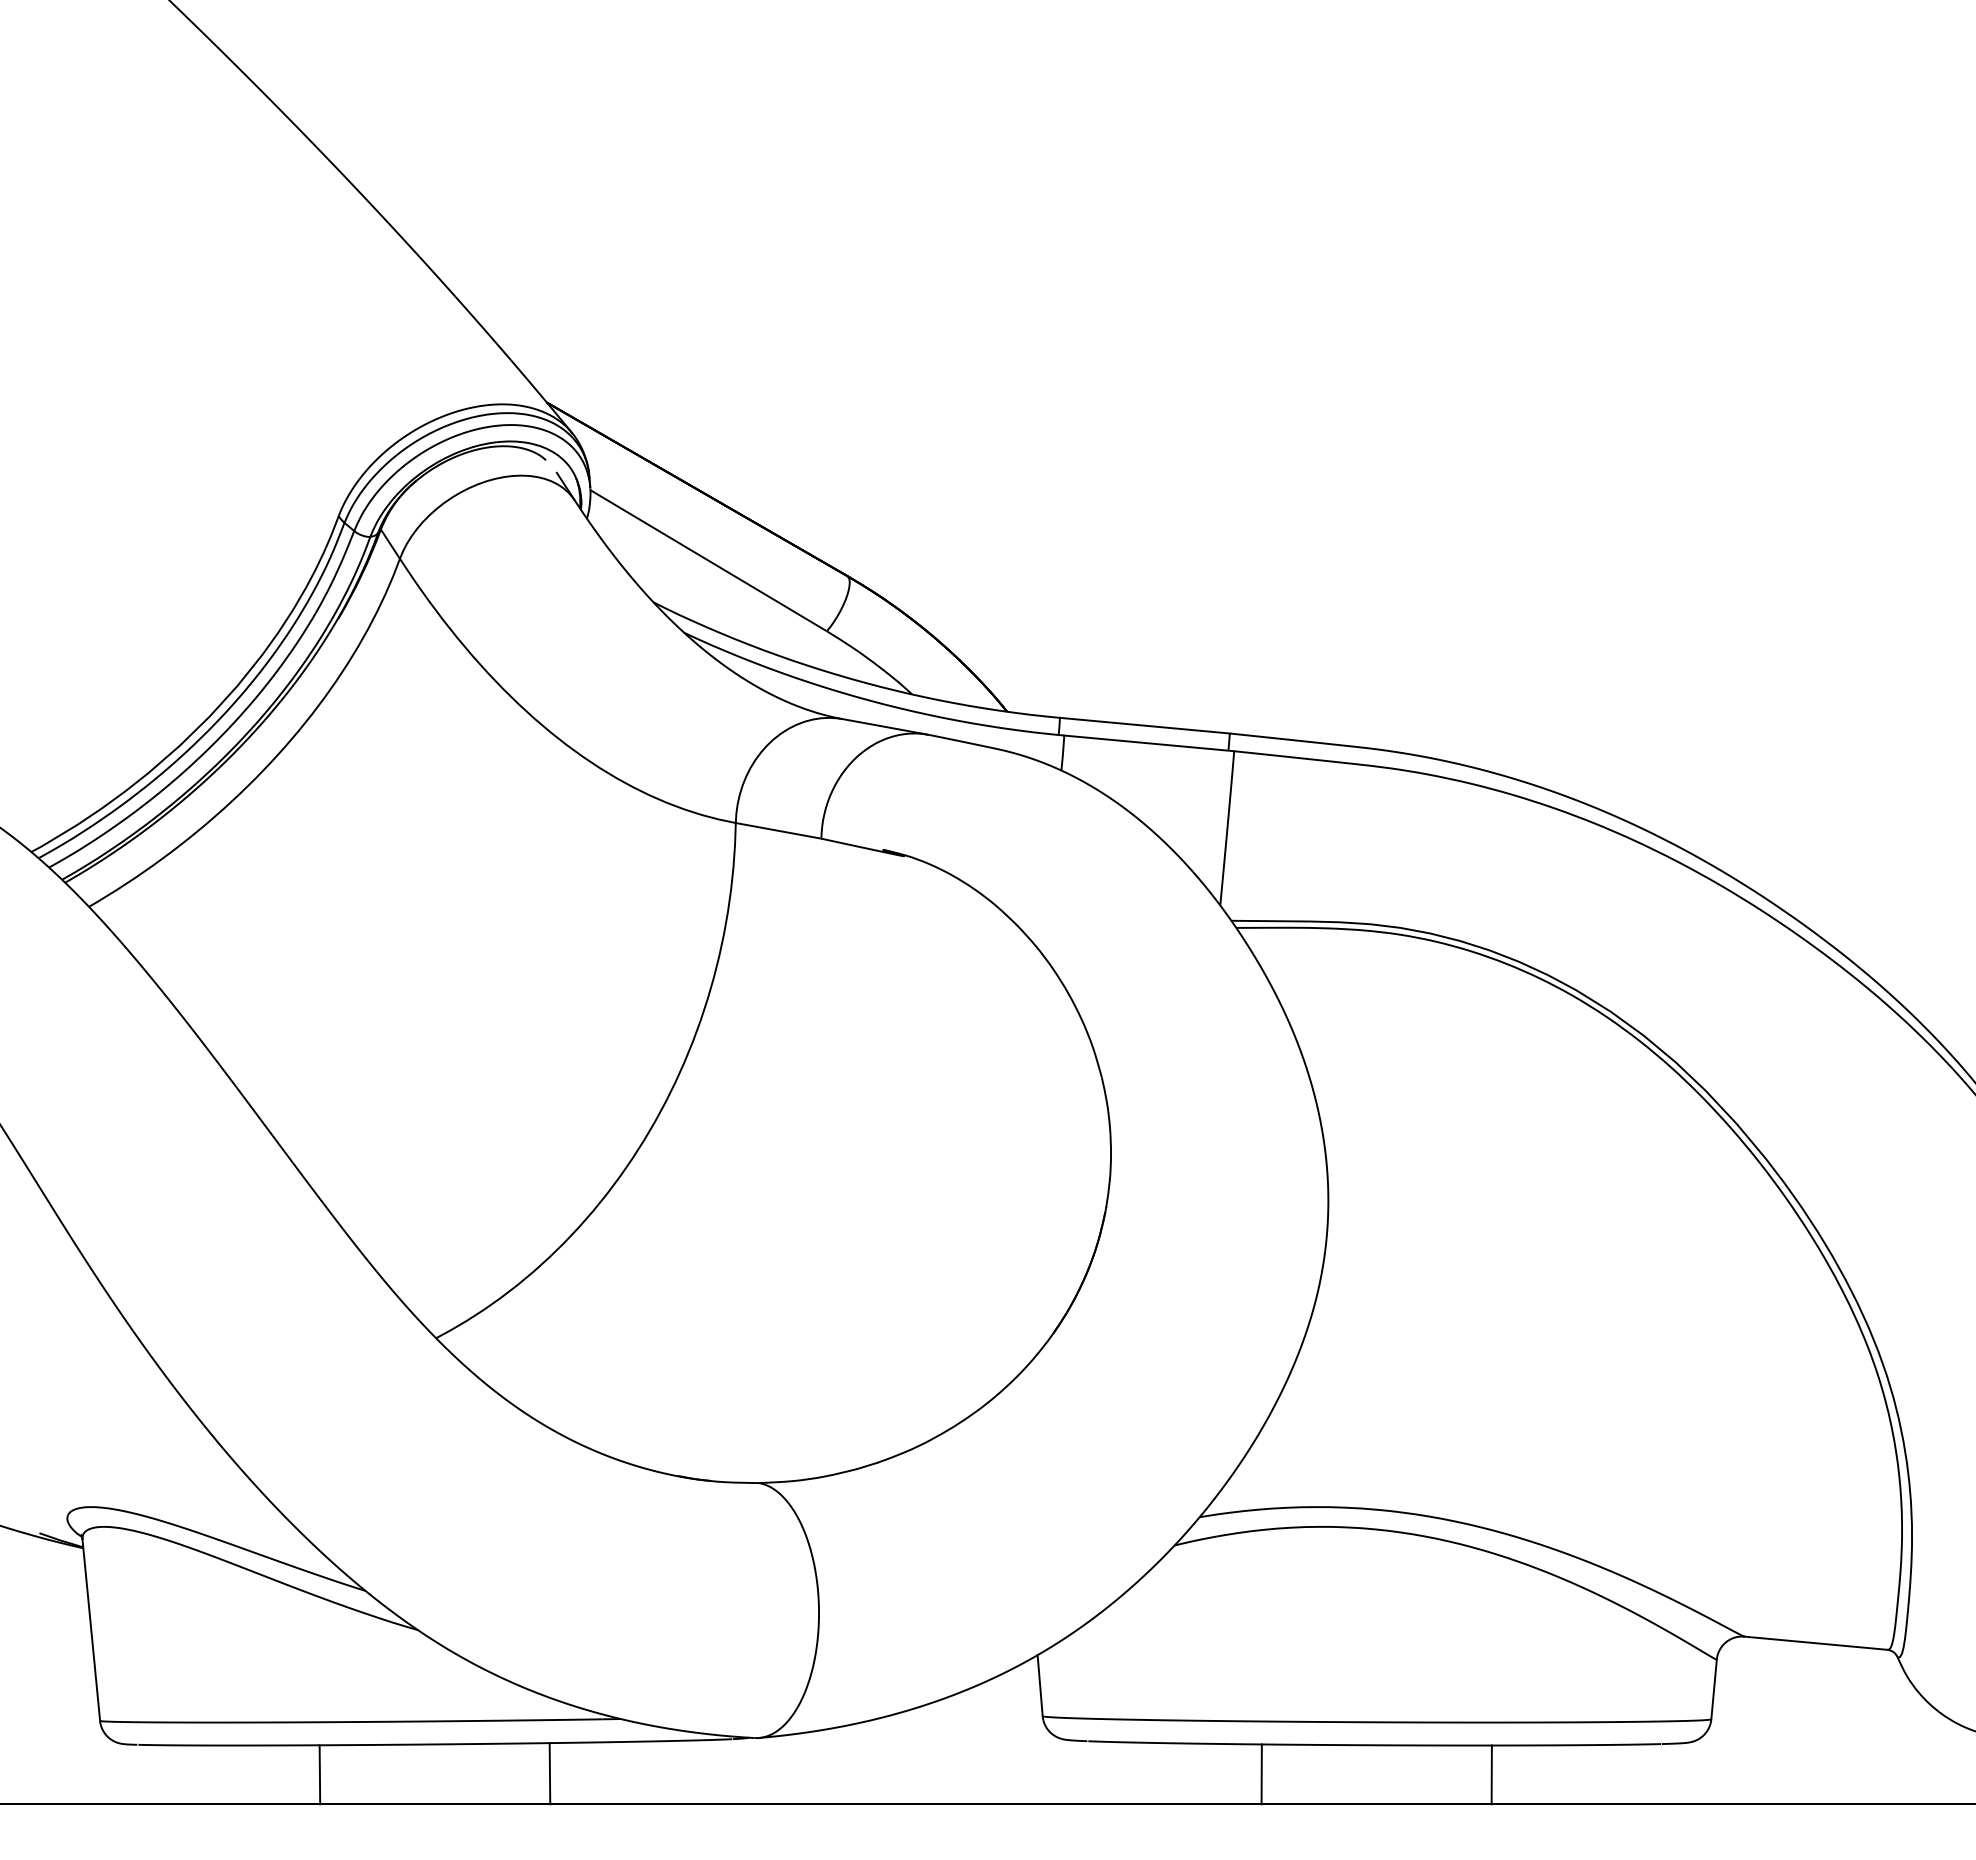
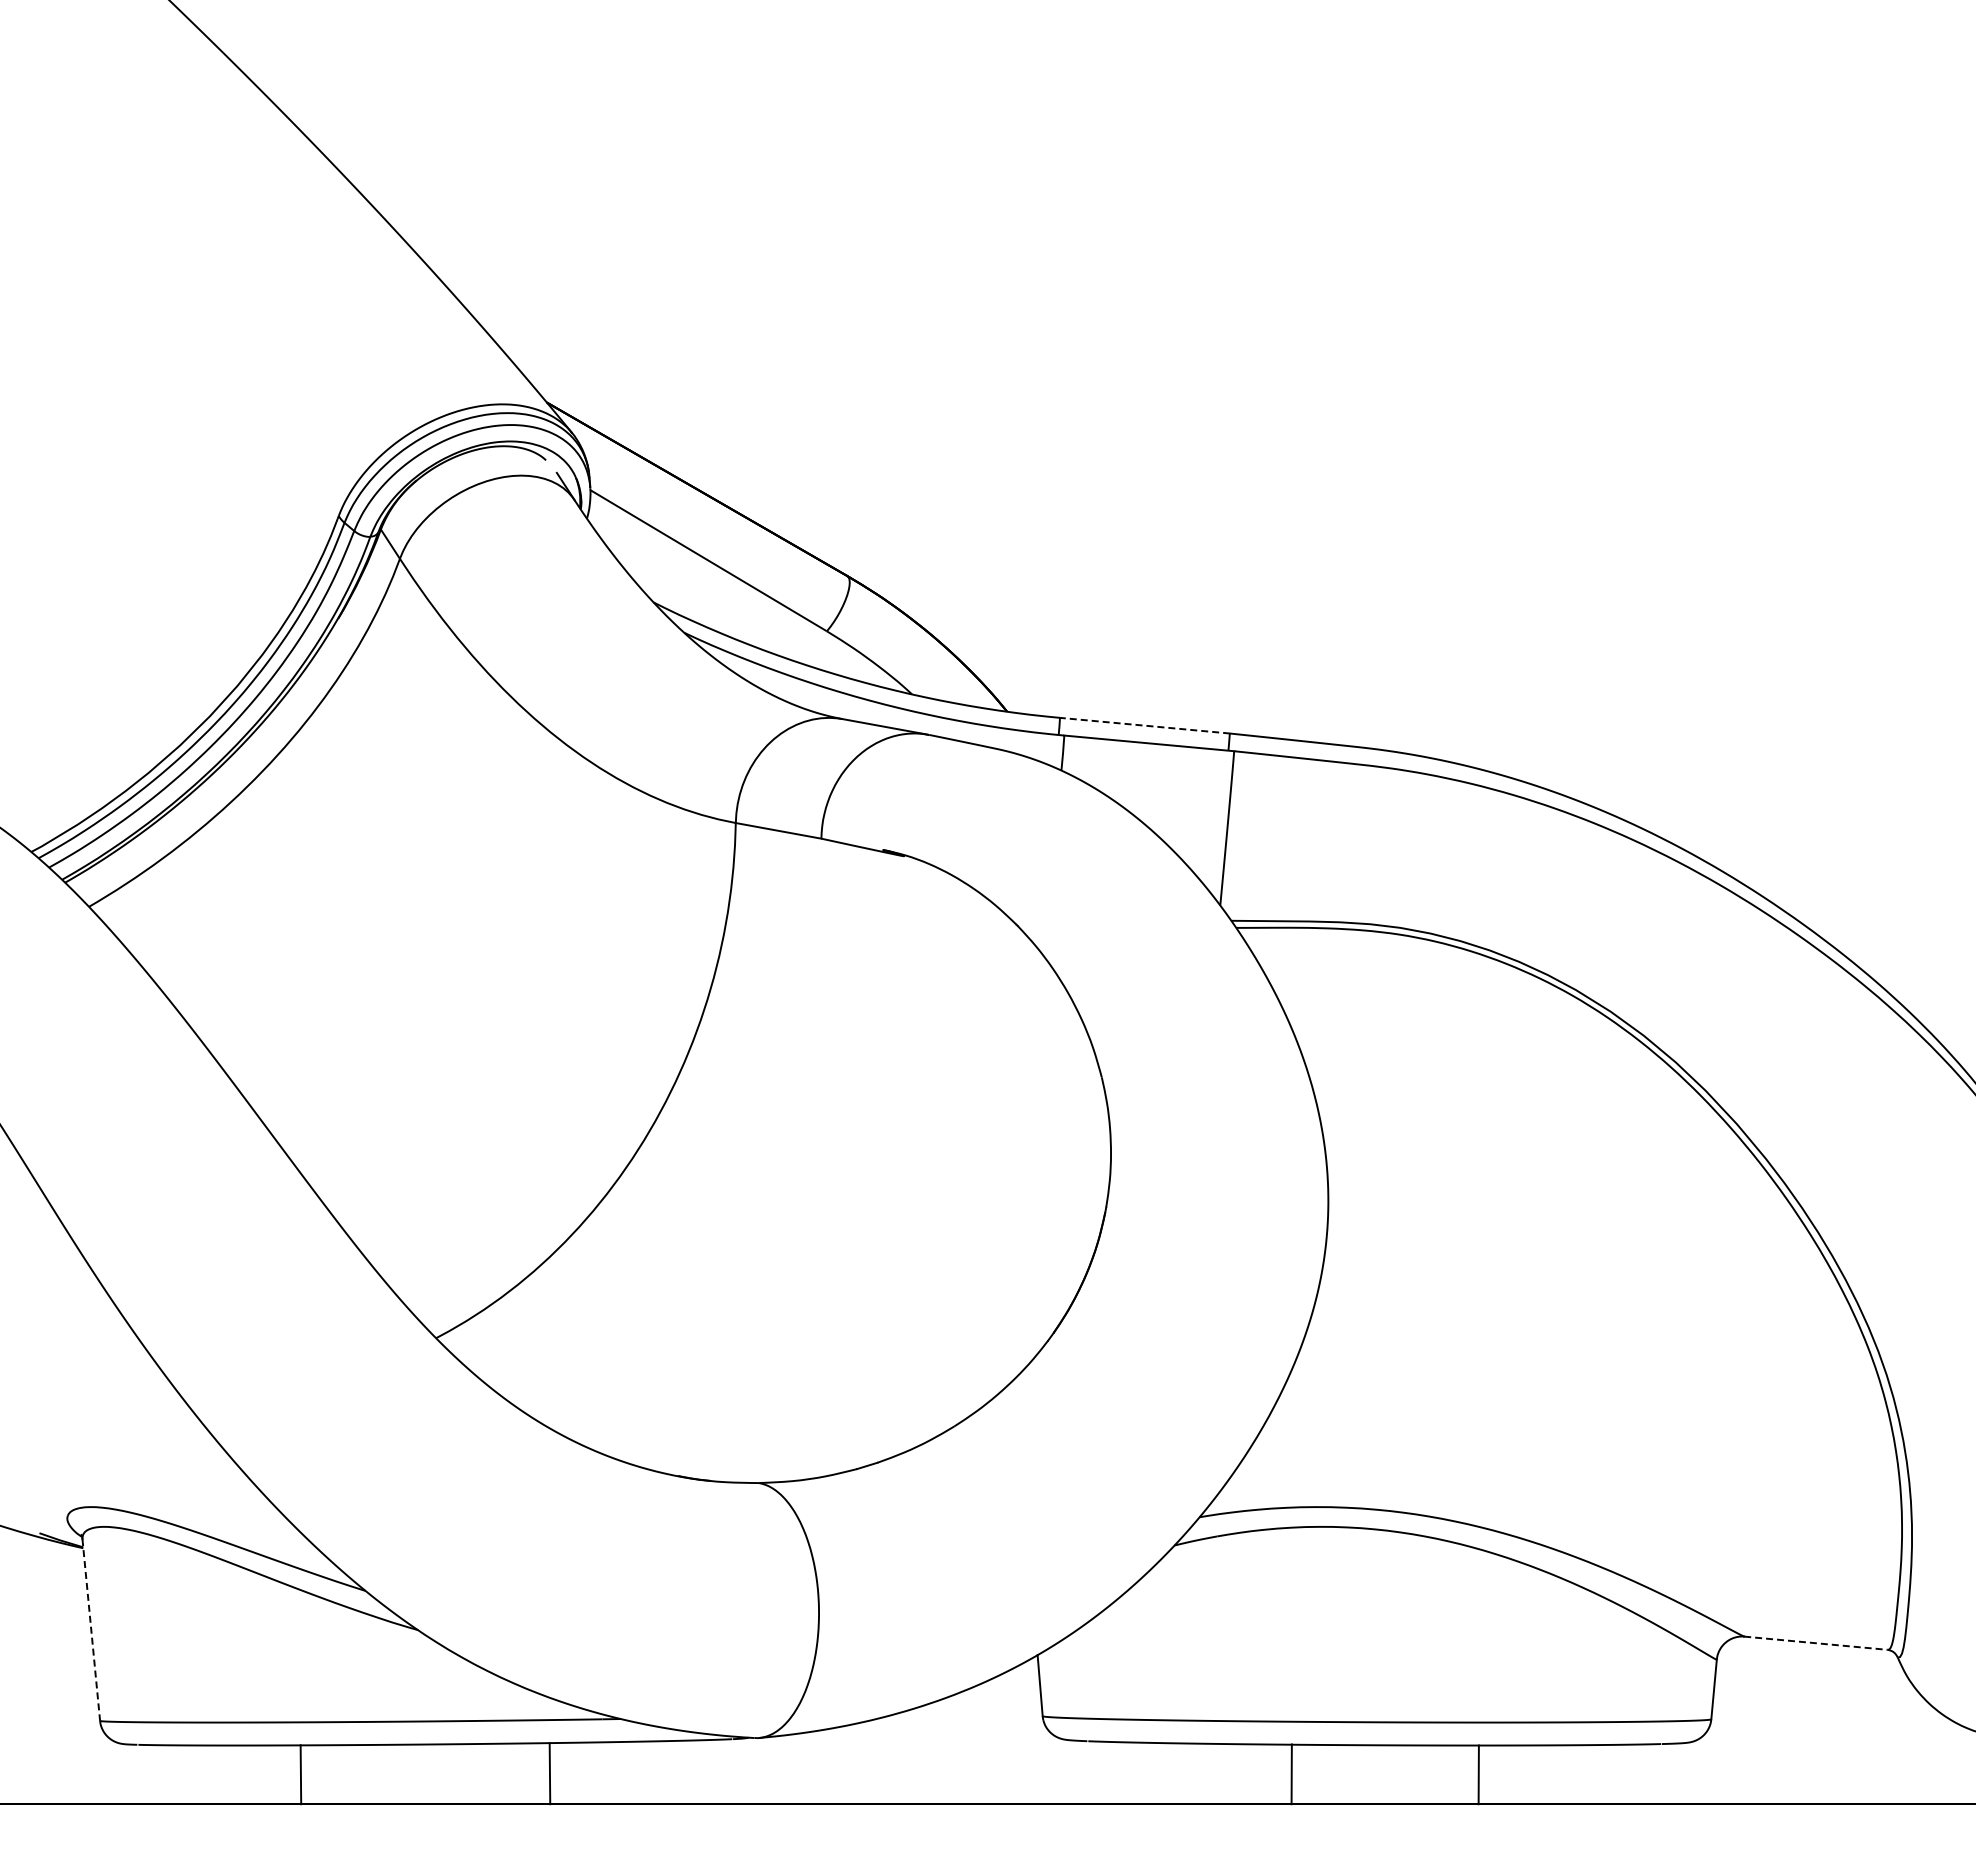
line: solid -> dashed (1144, 725)
line: solid -> dashed (91, 1630)
line: solid -> dashed (1816, 1643)
line position: (319, 1774) -> (300, 1774) (300, 1774)
line position: (1261, 1774) -> (1291, 1774) (1291, 1774)
line position: (1491, 1774) -> (1478, 1774) (1478, 1774)
